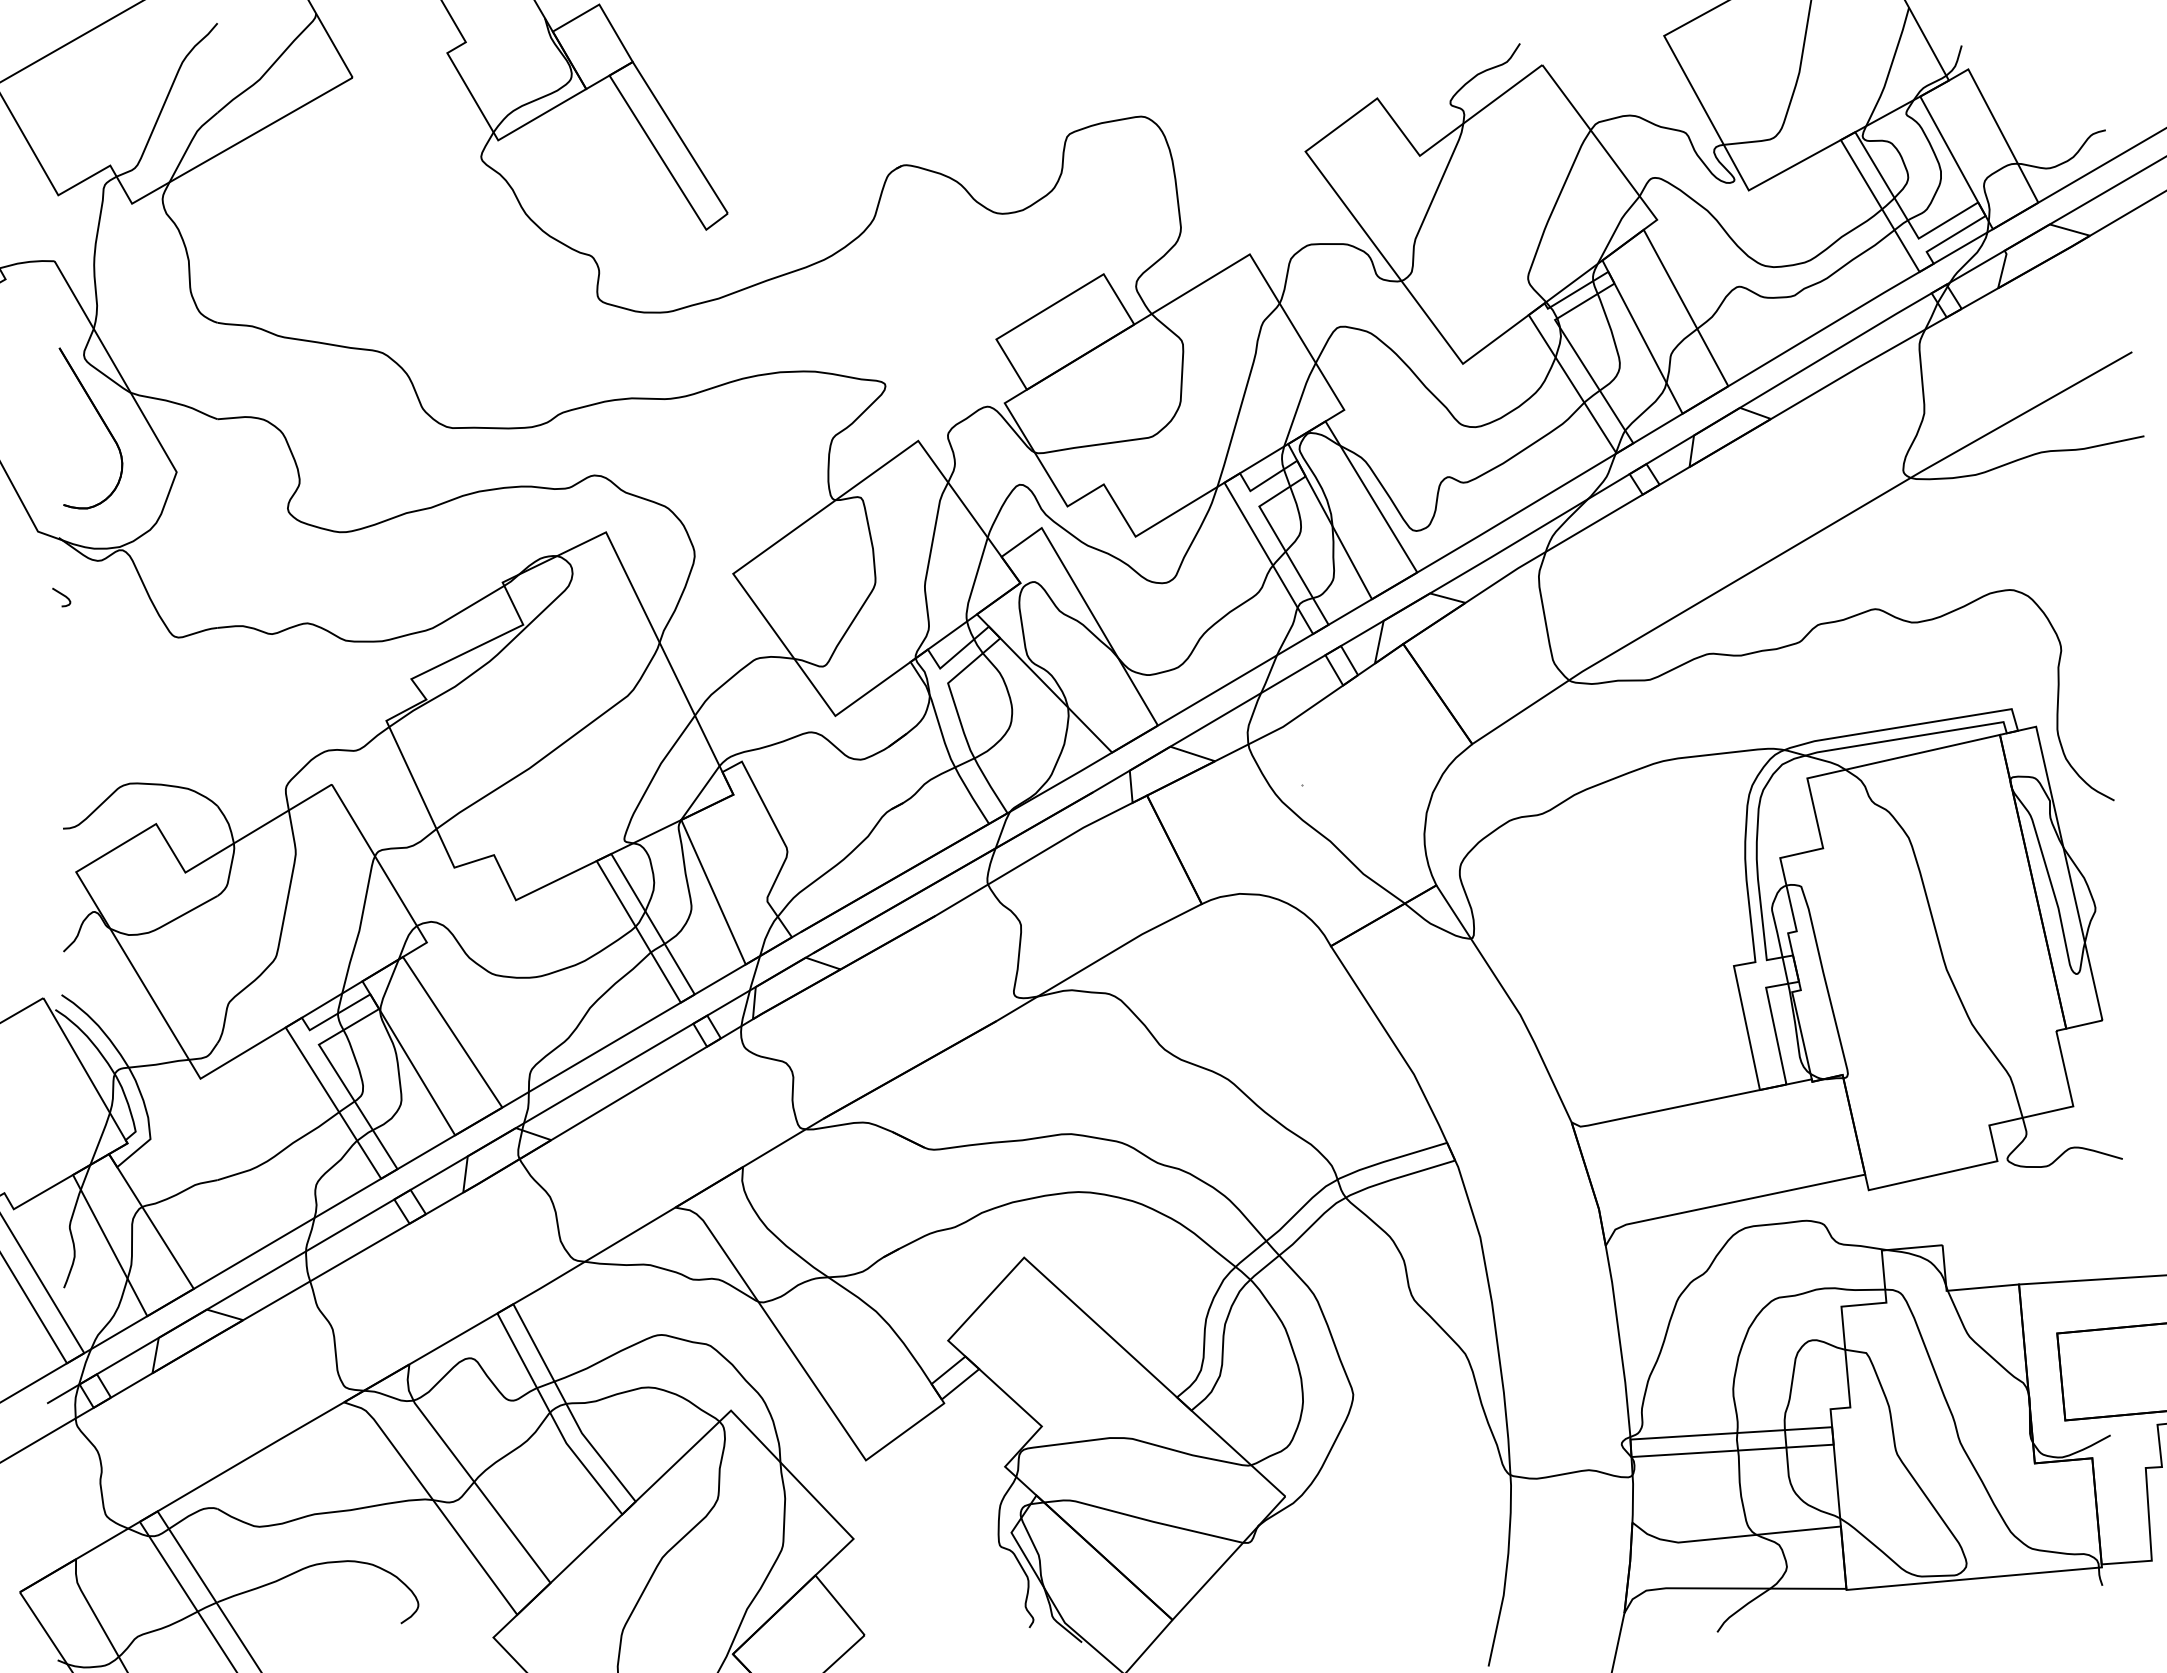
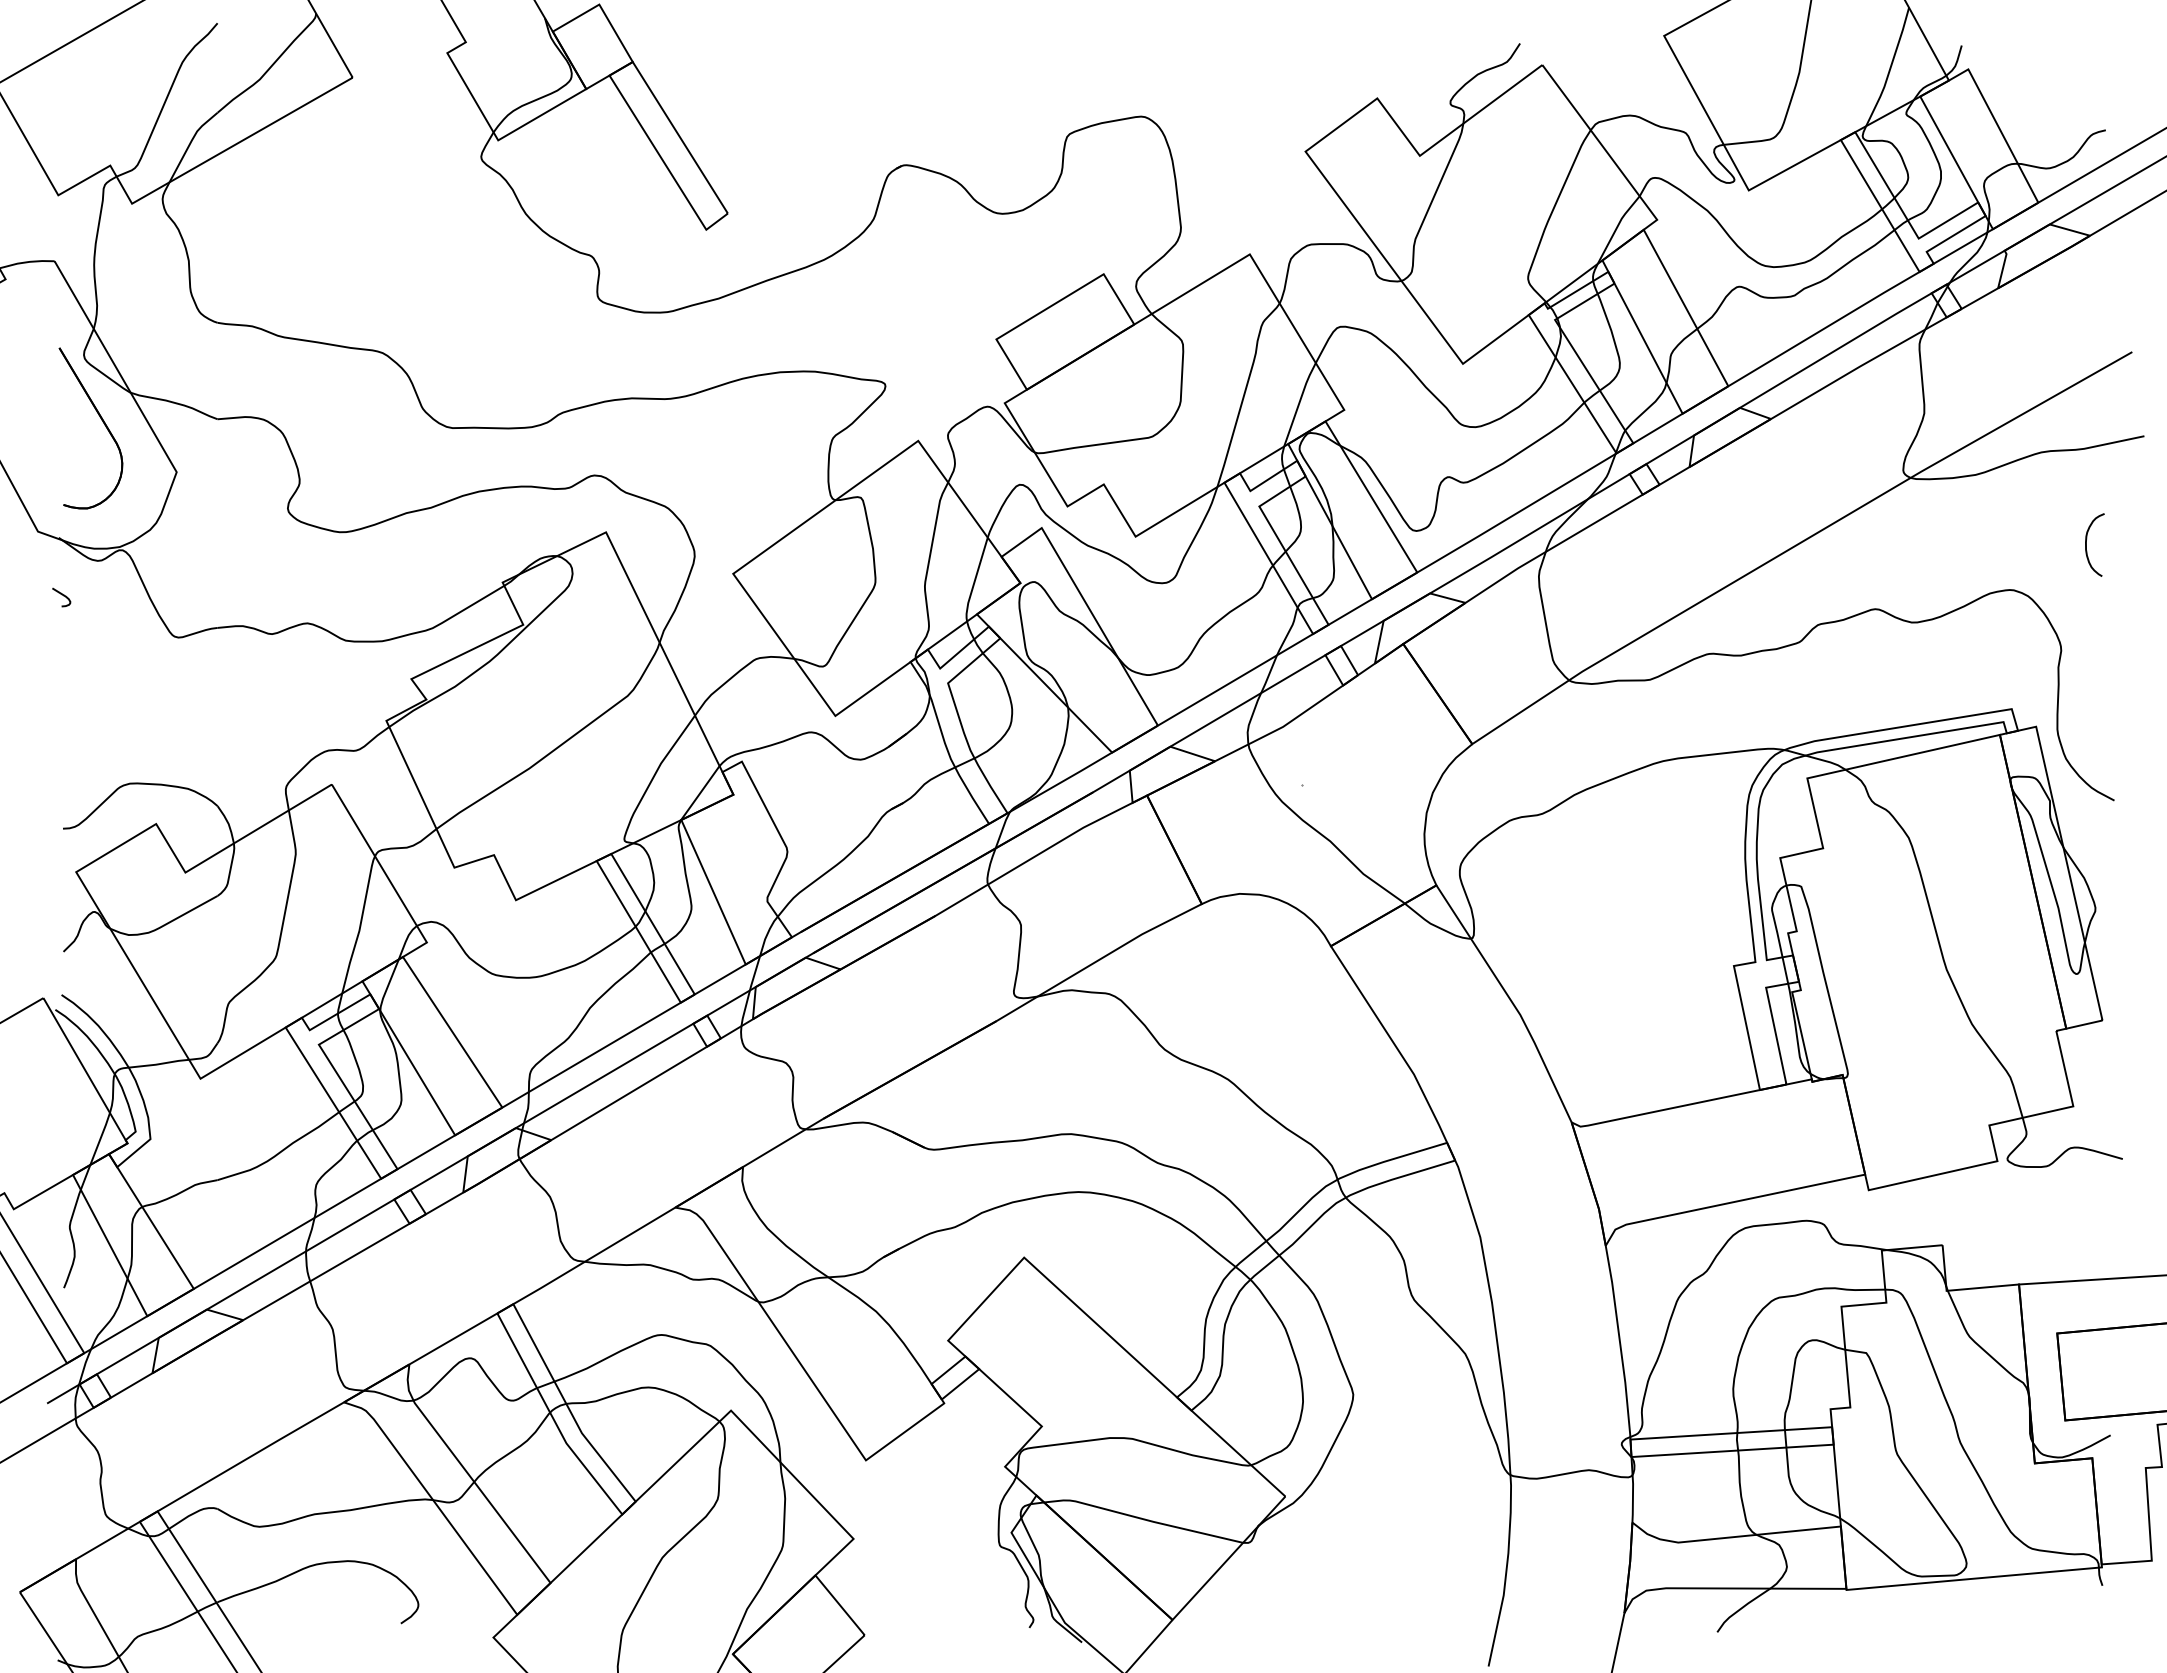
curve: none -> present (2086, 544)
